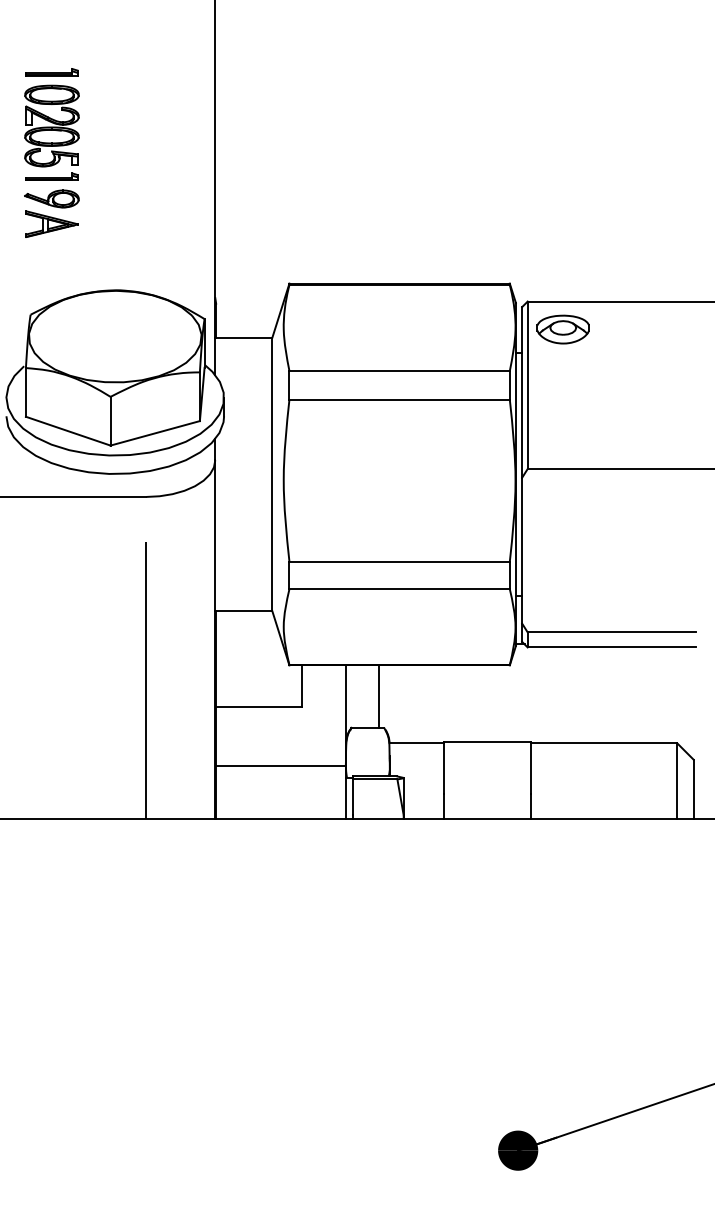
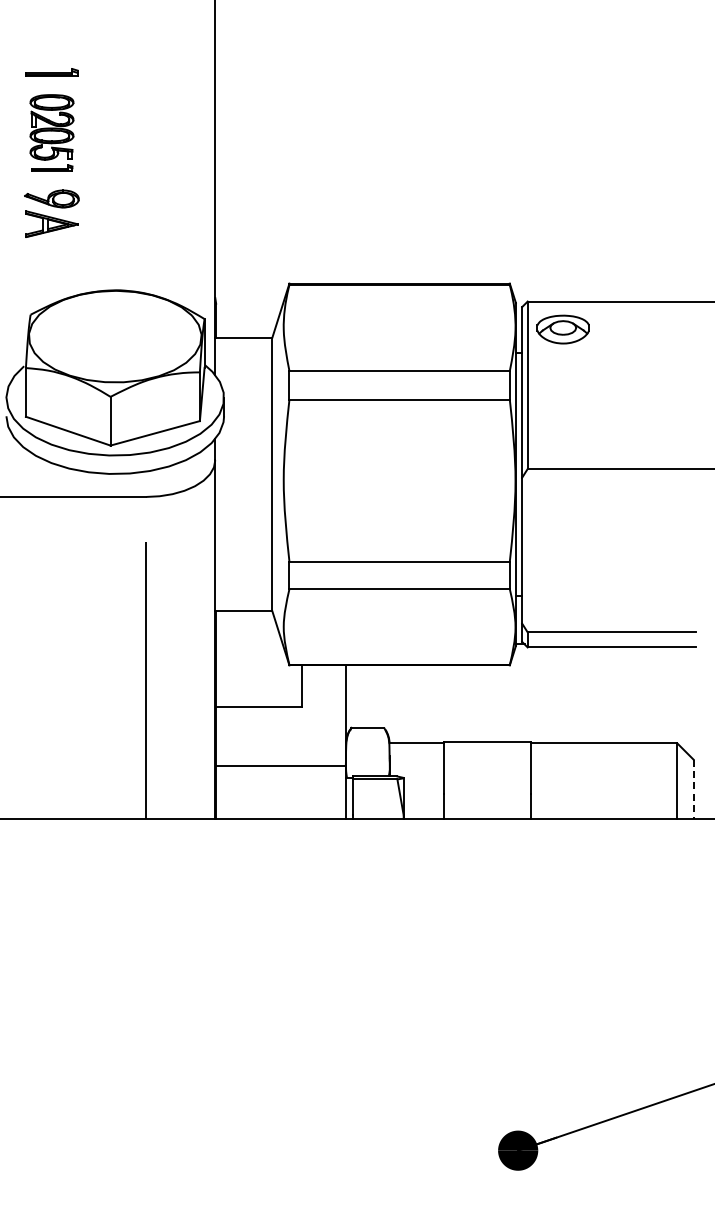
part size: 56x97 px -> 46x78 px (51, 132)
line: present -> none (379, 696)
line: solid -> dashed (693, 789)
